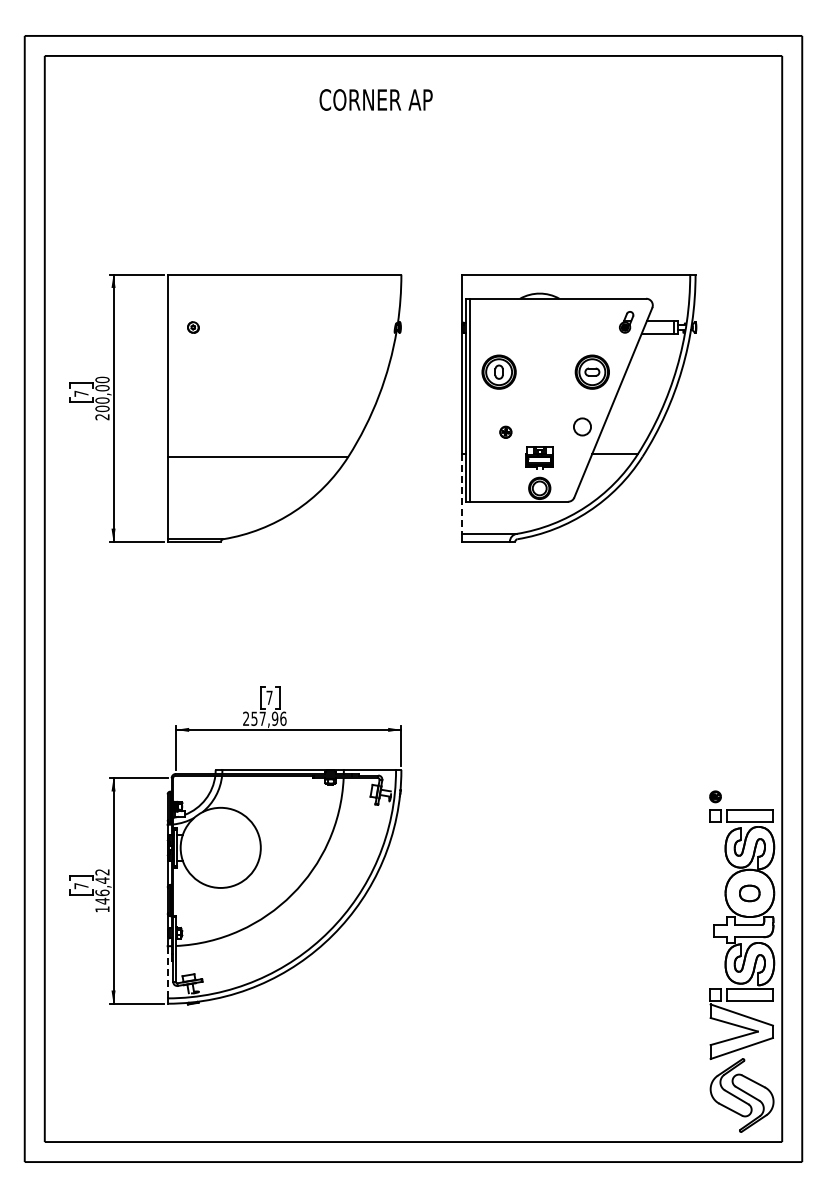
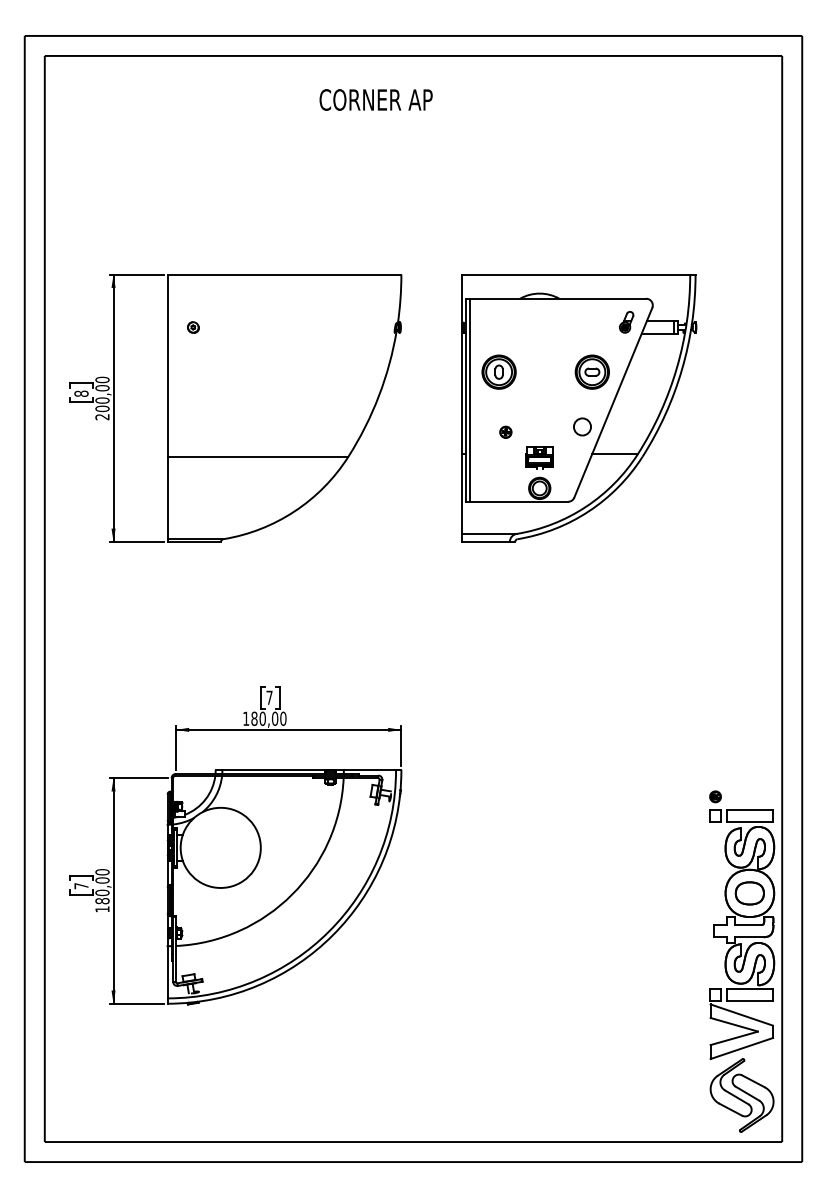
text: 7 -> 8 (81, 393)
line: dashed -> solid (461, 494)
text: 257,96 -> 180,00 (264, 718)
text: 146,42 -> 180,00 (102, 886)
part size: 22x19 px -> 31x25 px (749, 893)
line: dashed -> solid (167, 971)
